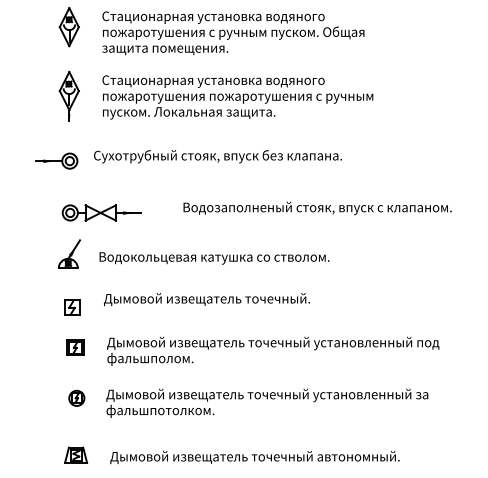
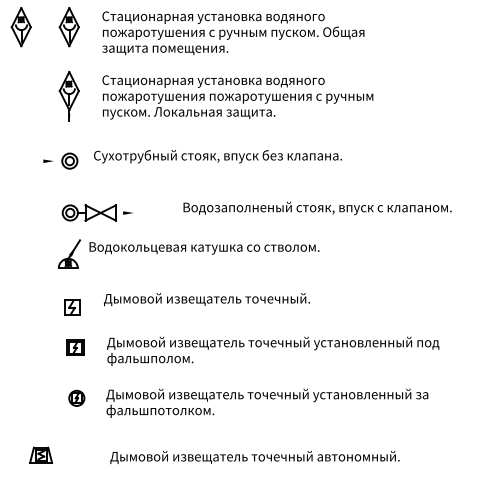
part: none -> present (20, 27)
line: present -> none (48, 161)
line: present -> none (128, 212)
text position: (214, 258) -> (204, 248) (204, 248)
part position: (76, 454) -> (41, 454) (41, 454)
